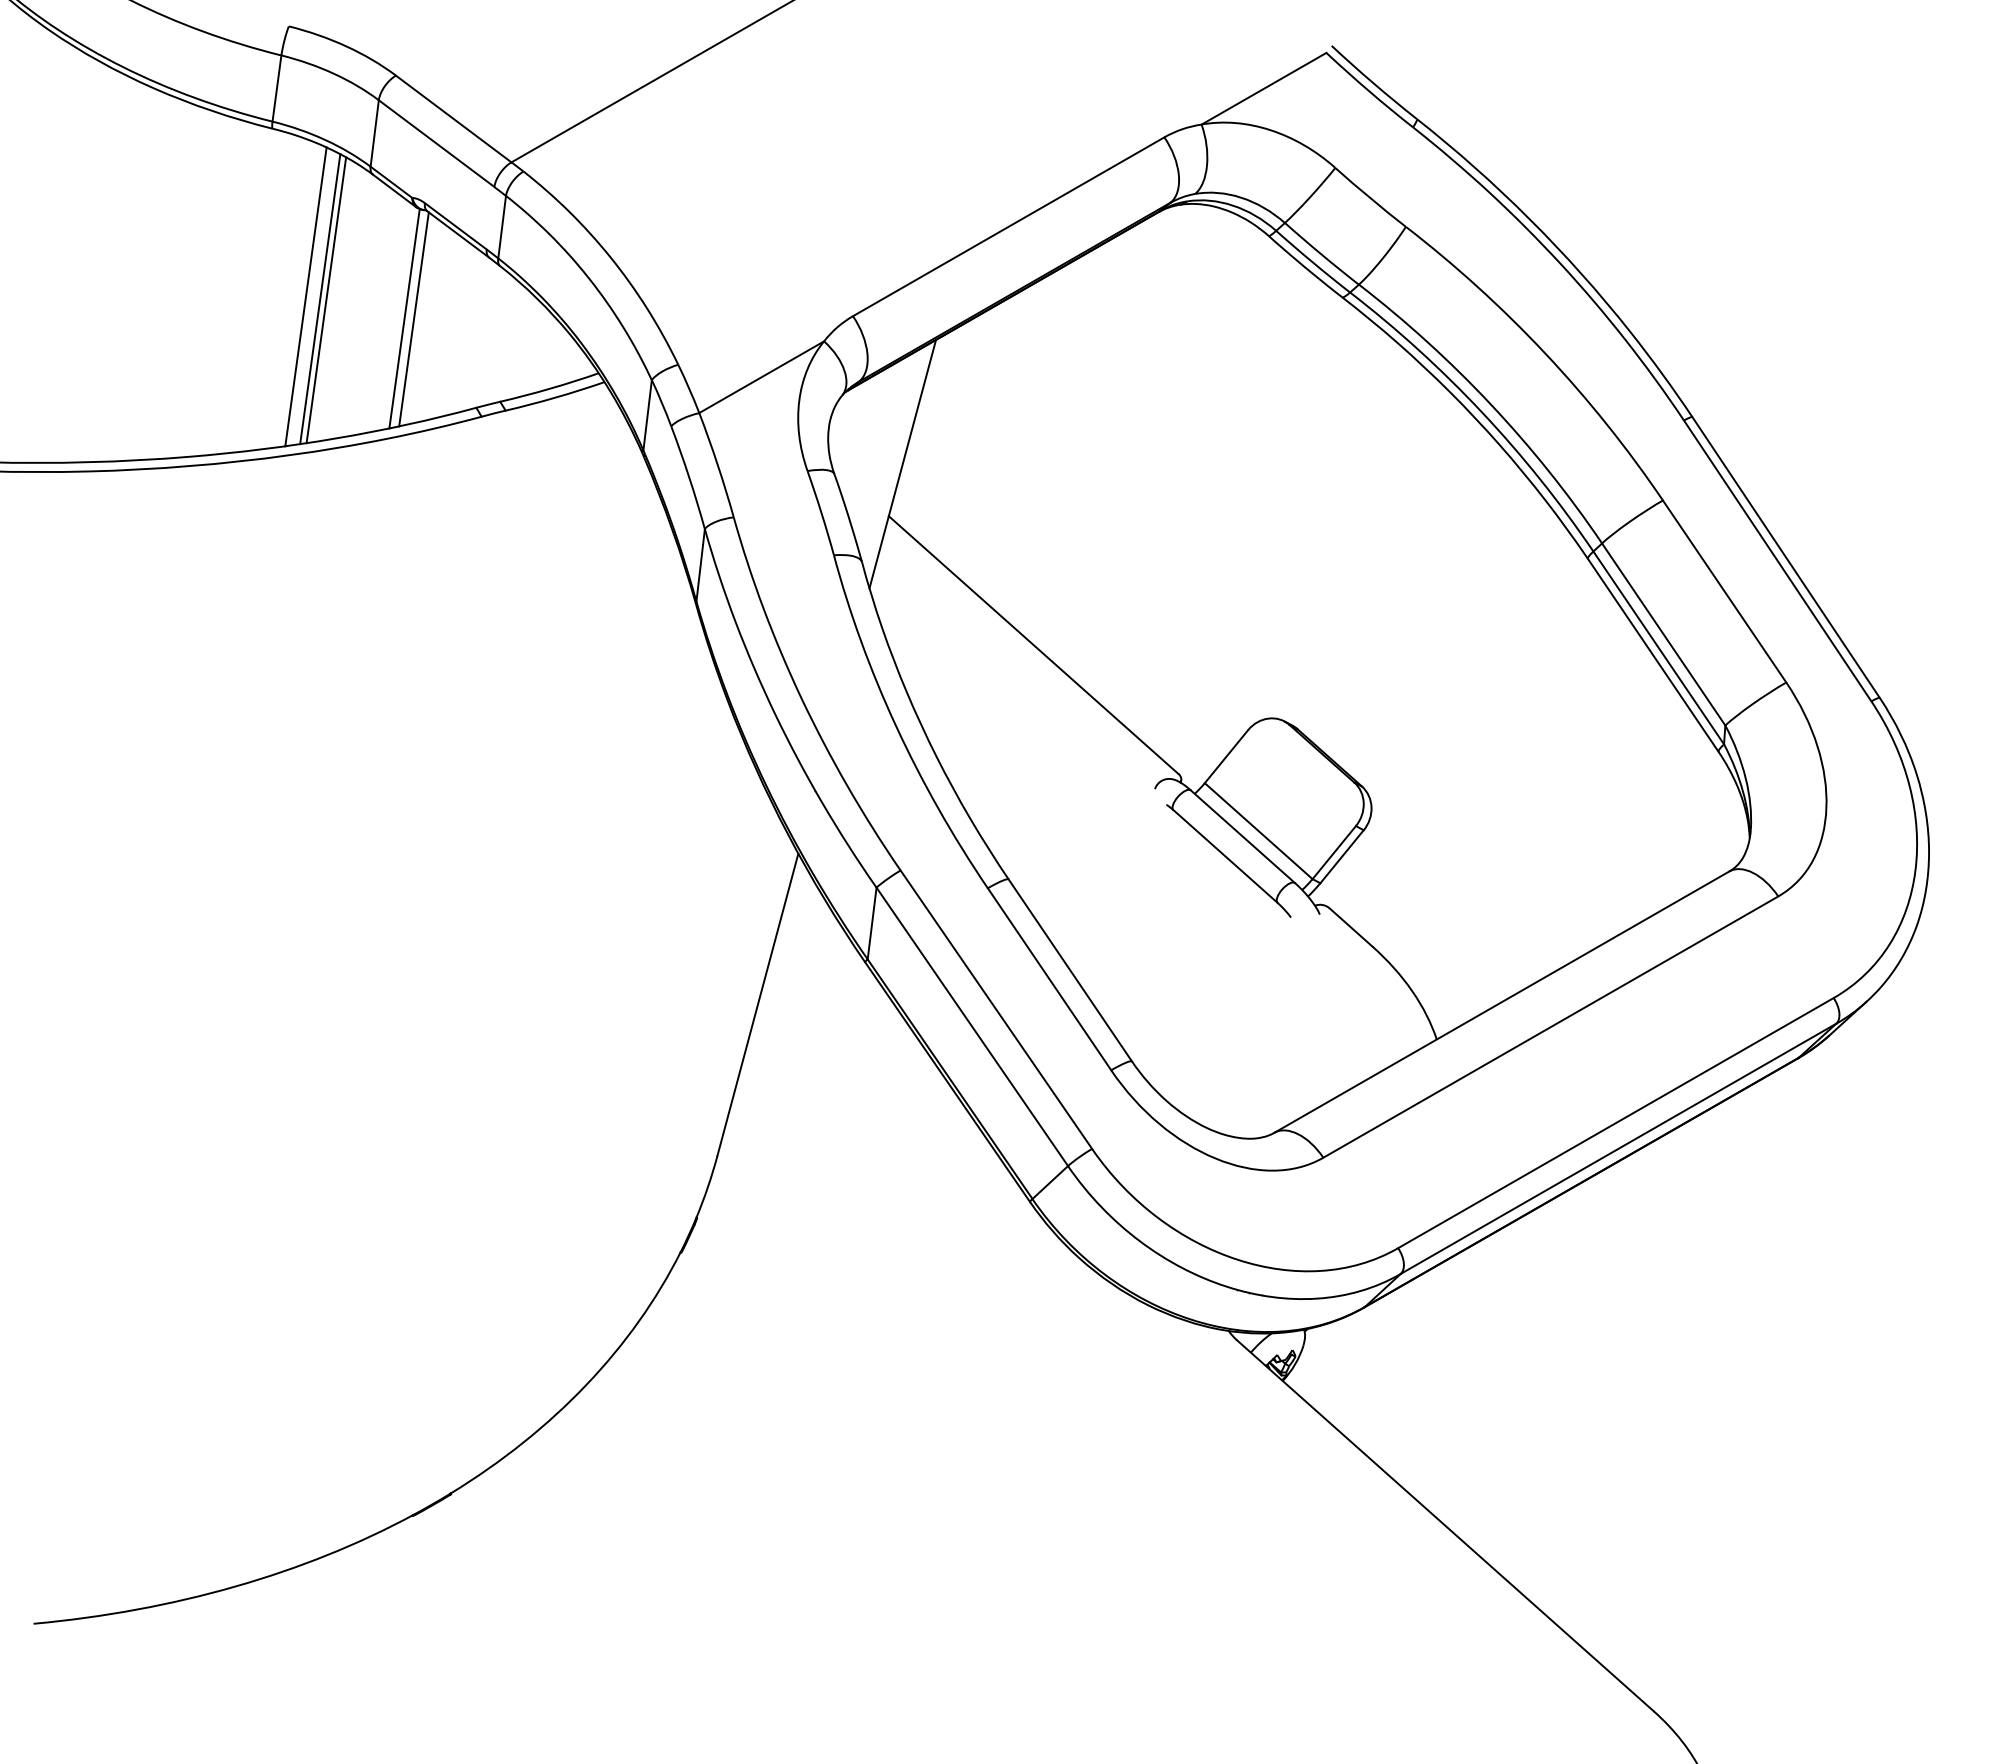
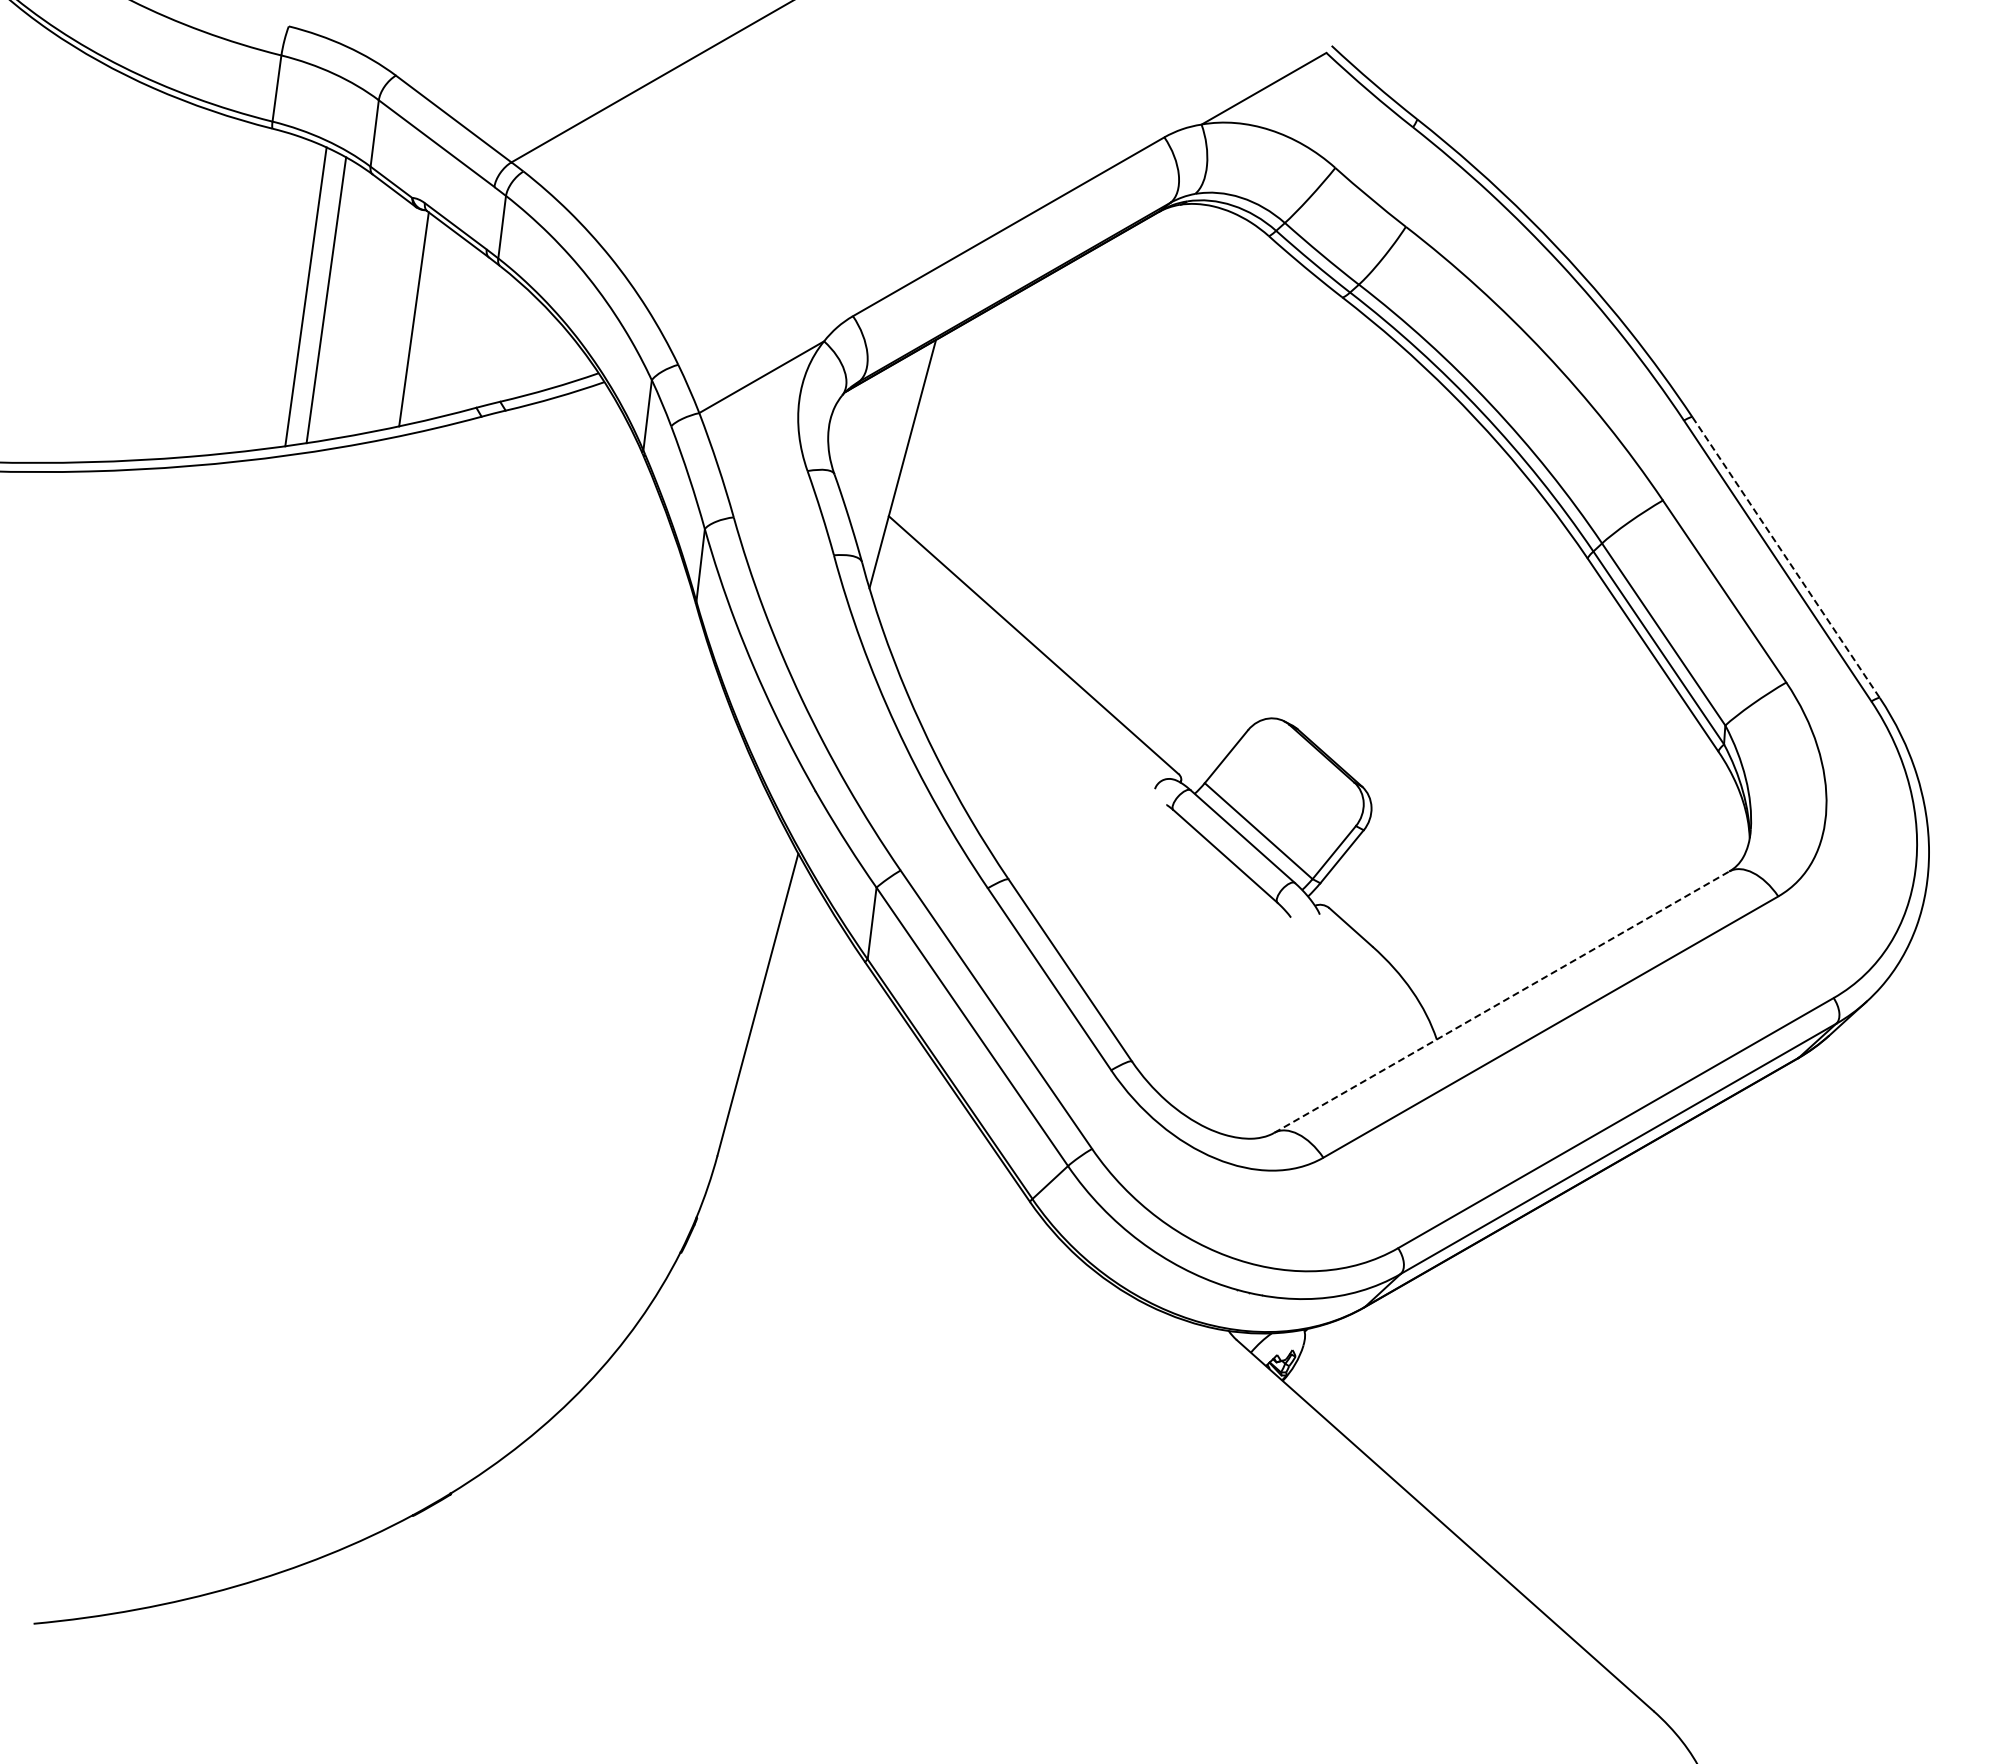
line: present -> none (320, 299)
line: present -> none (404, 318)
line: solid -> dashed (1786, 557)
line: solid -> dashed (1502, 1001)
